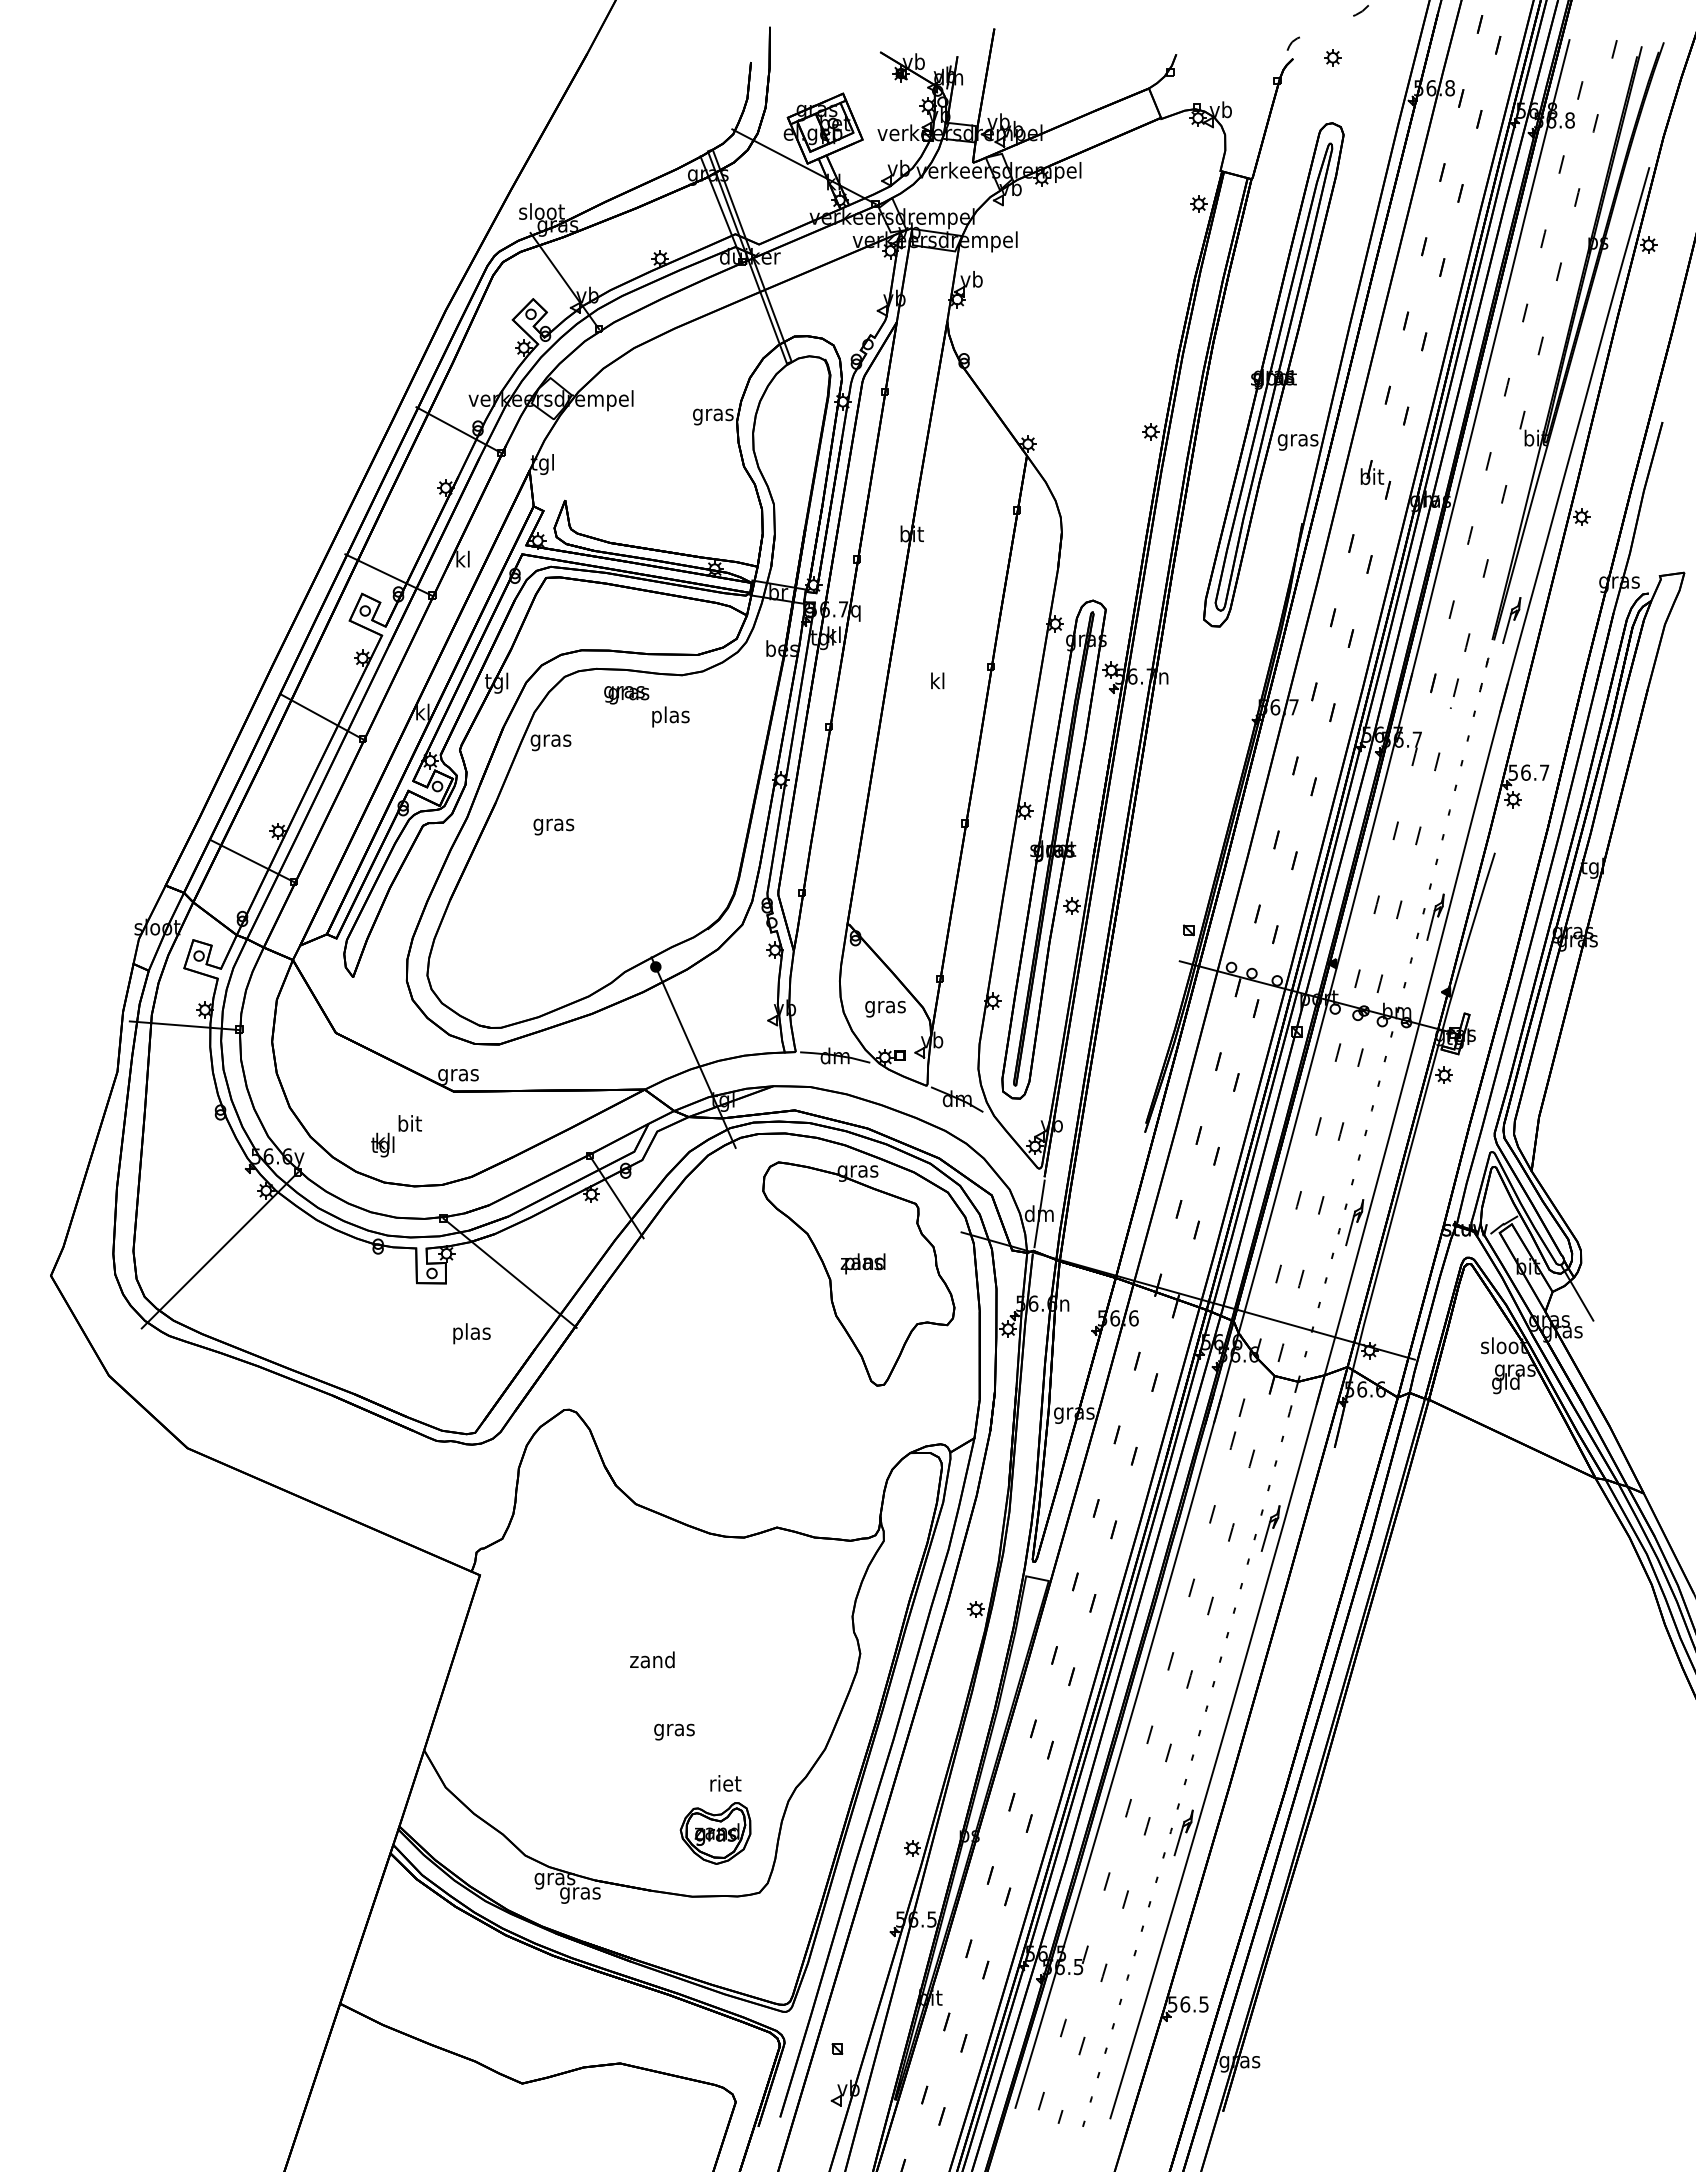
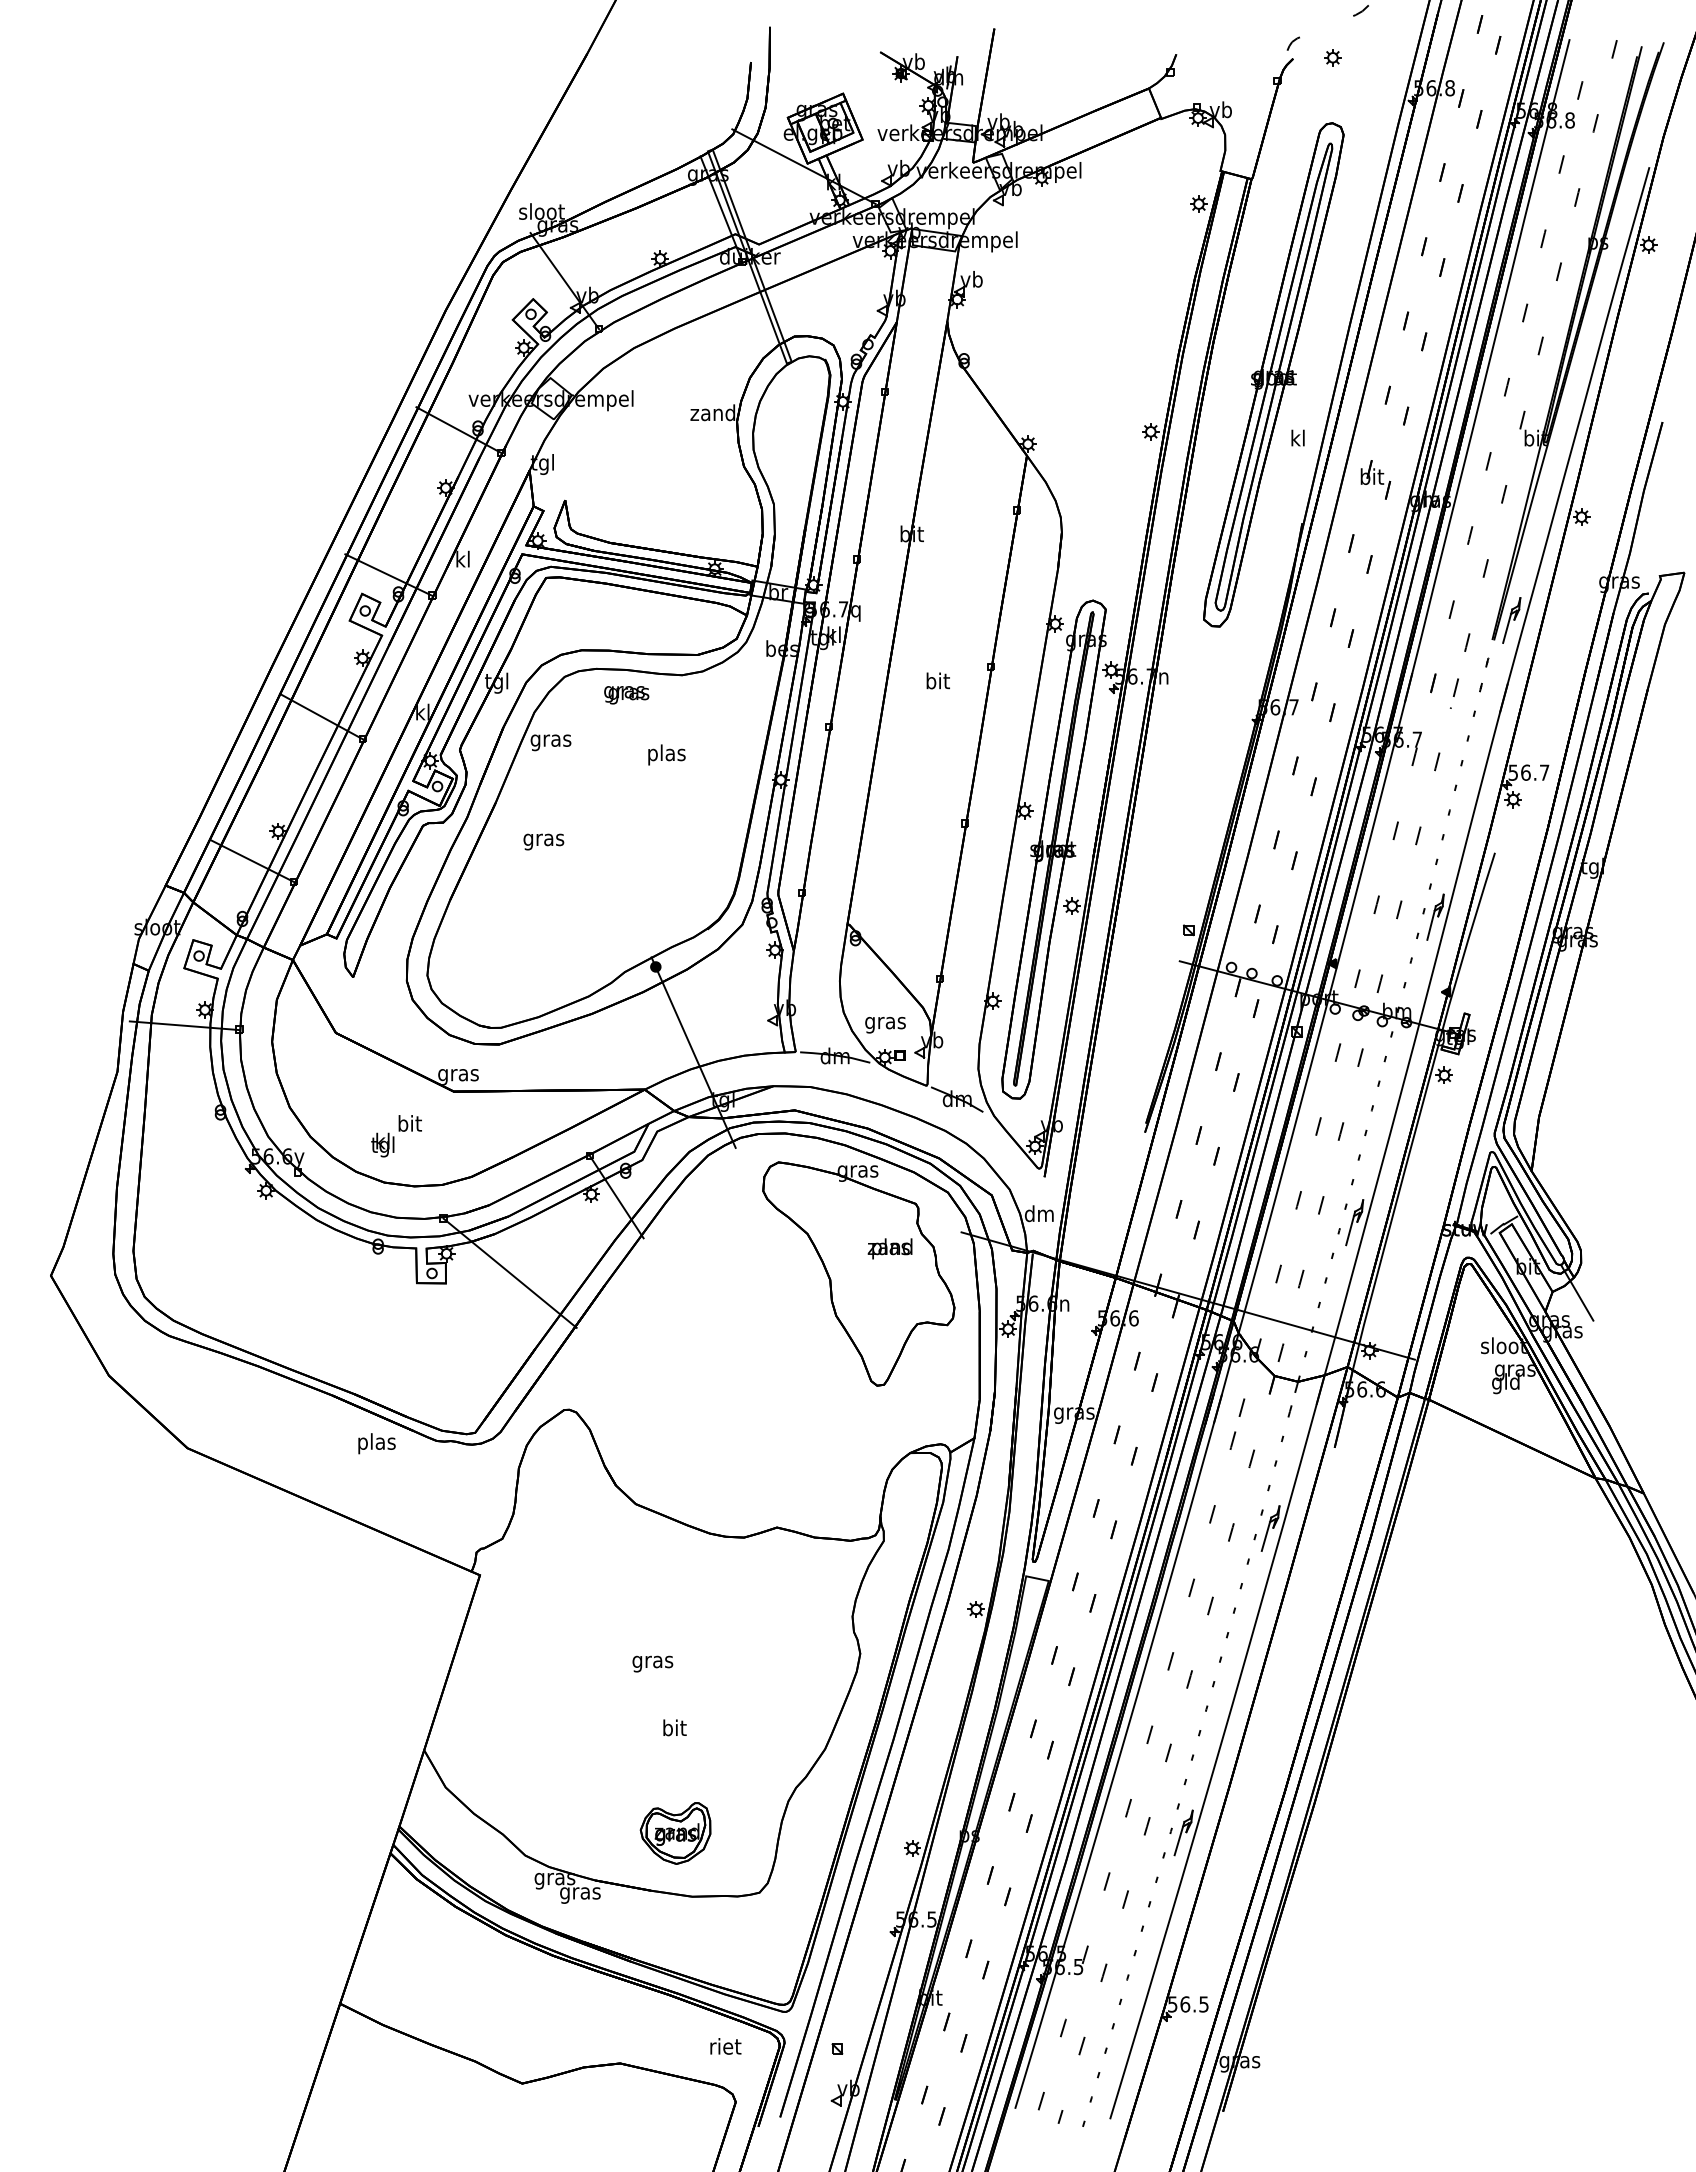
text: gras -> zand (712, 414)
text: gras -> kl (1297, 439)
text: kl -> bit (938, 680)
text position: (670, 716) -> (666, 754) (666, 754)
text position: (553, 826) -> (543, 841) (543, 841)
text position: (885, 1009) -> (885, 1025) (885, 1025)
line: present -> none (1039, 1213)
line: present -> none (219, 1250)
text position: (862, 1263) -> (889, 1248) (889, 1248)
text position: (471, 1333) -> (376, 1443) (376, 1443)
text: zand -> gras (652, 1661)
text: gras -> bit (674, 1729)
text position: (725, 1783) -> (725, 2046) (725, 2046)
part position: (715, 1833) -> (675, 1833) (675, 1833)
